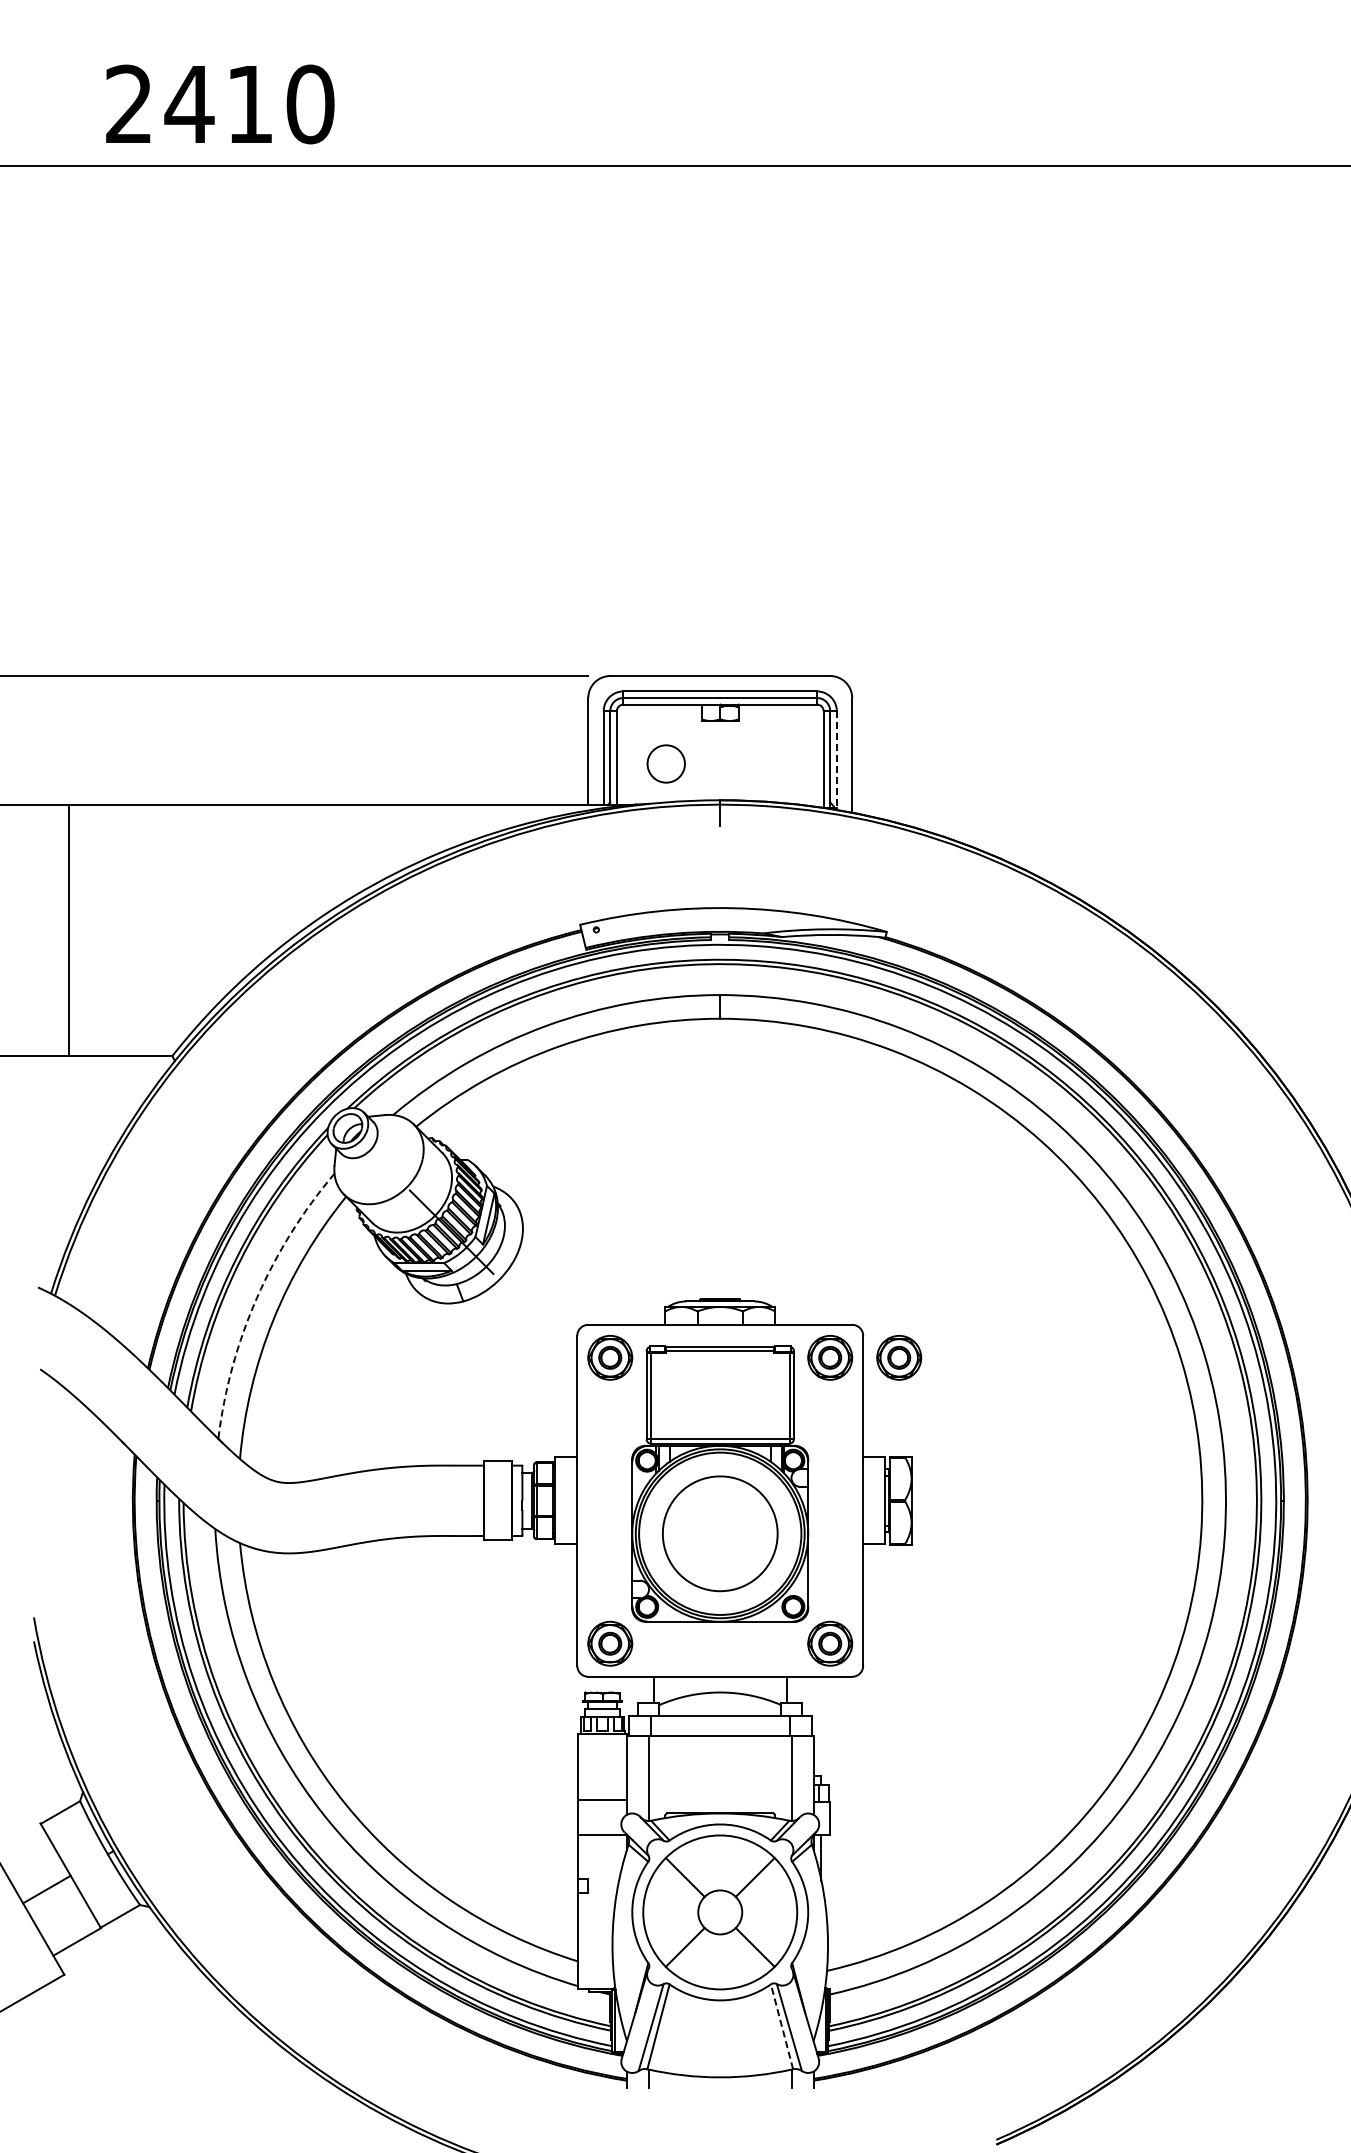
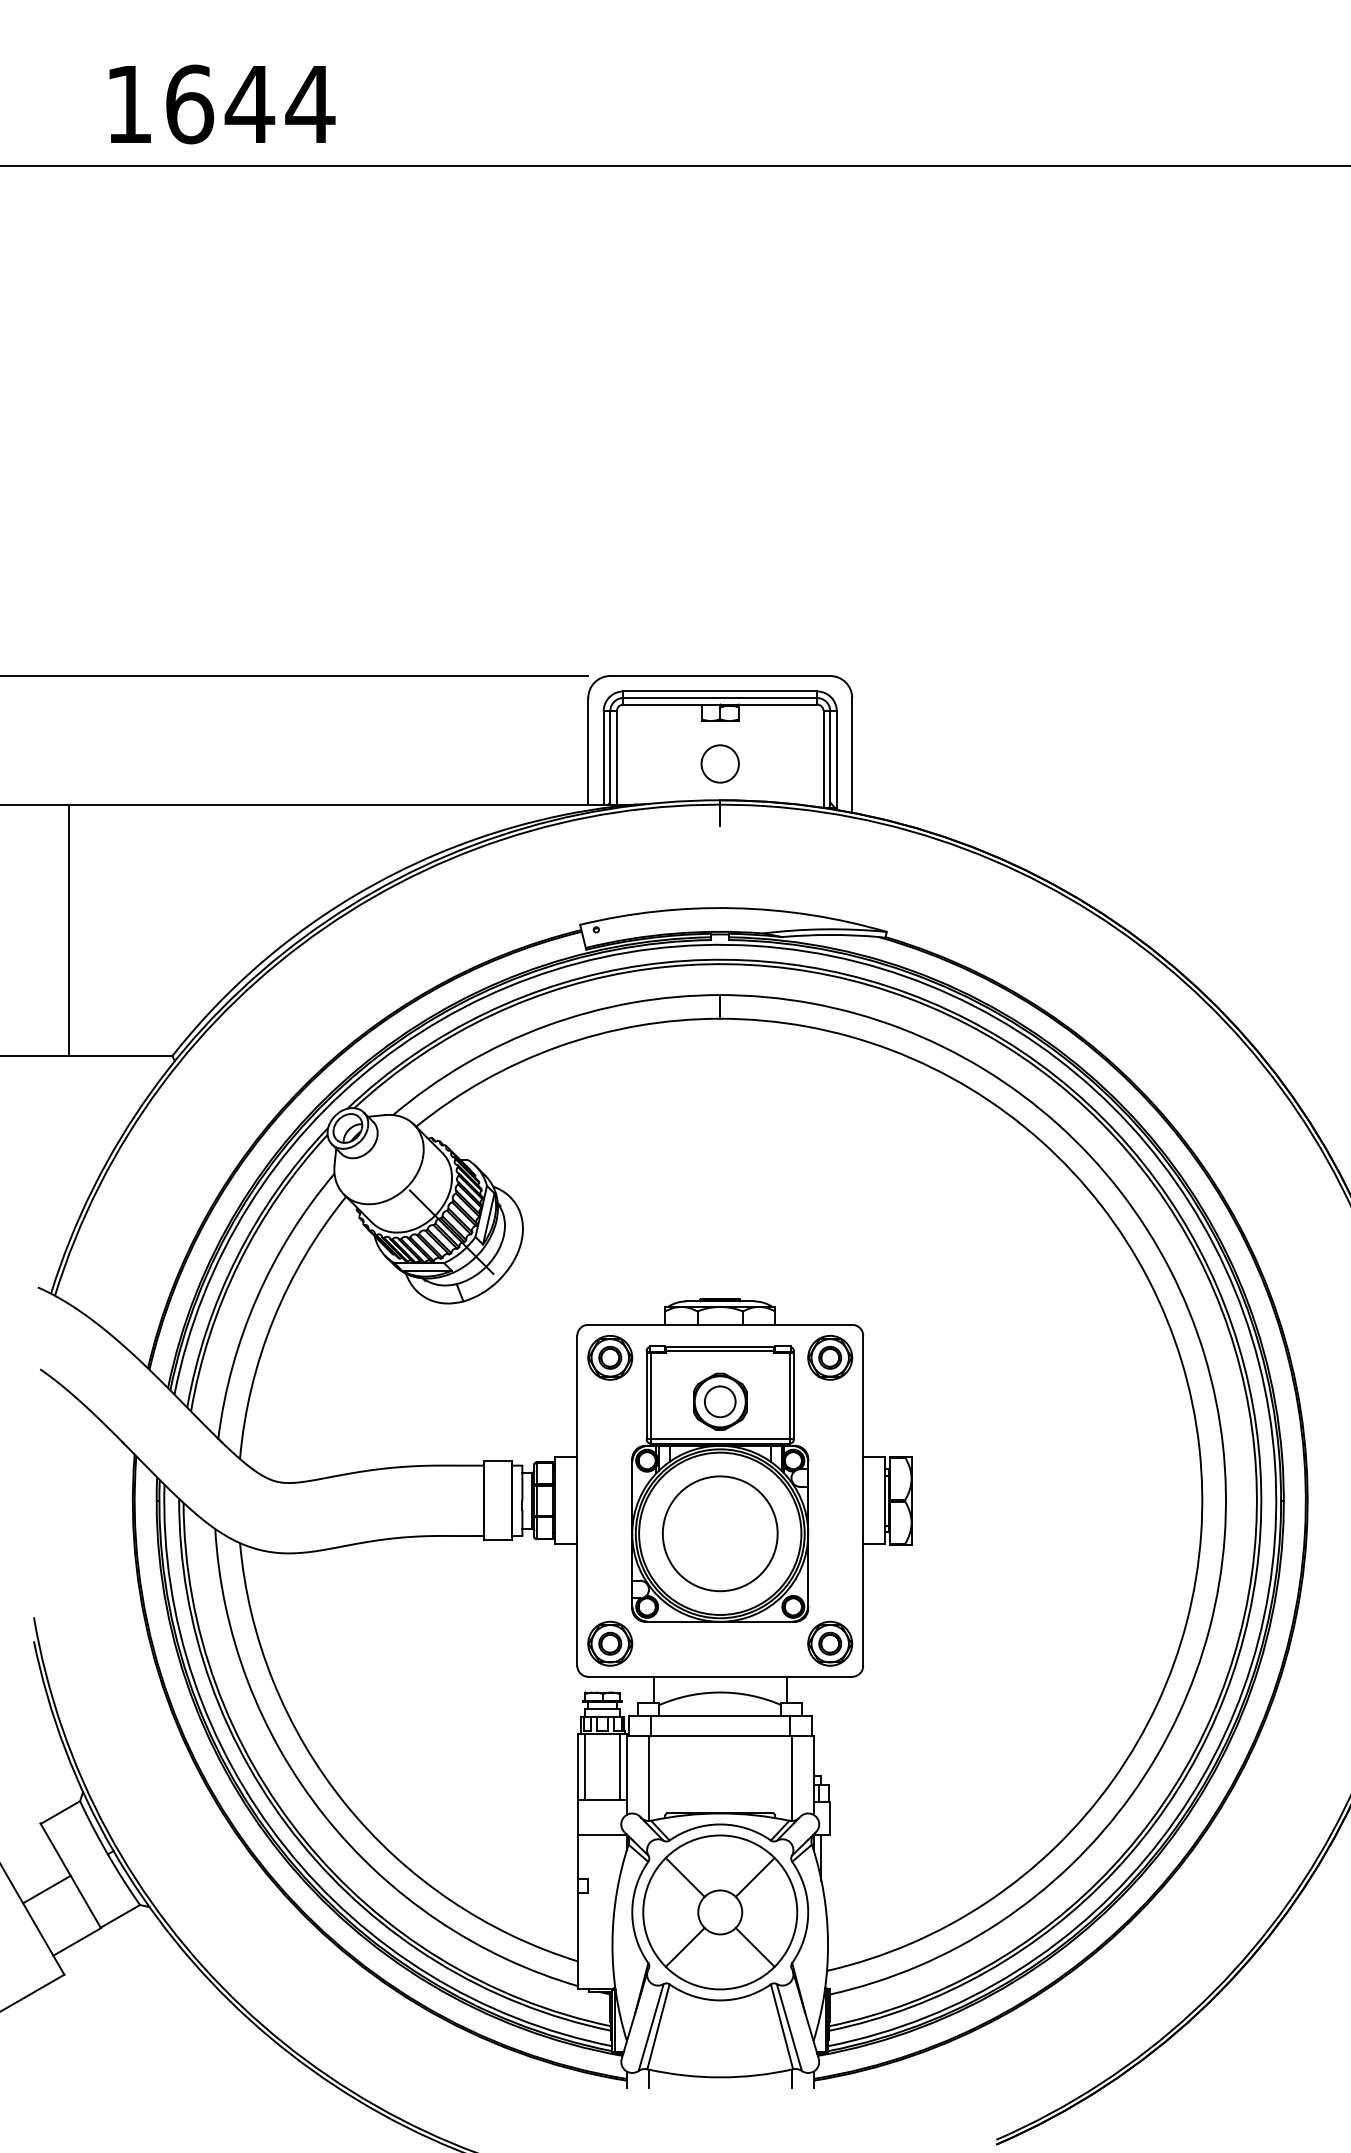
text: 2410 -> 1644 (220, 104)
line: dashed -> solid (836, 760)
circle position: (665, 763) -> (719, 763) (719, 763)
arc: dashed -> solid (257, 1297)
part: present -> none (899, 1357)
part: none -> present (720, 1401)
line: none -> present (584, 1767)
line: none -> present (620, 1767)
line: dashed -> solid (782, 2026)
